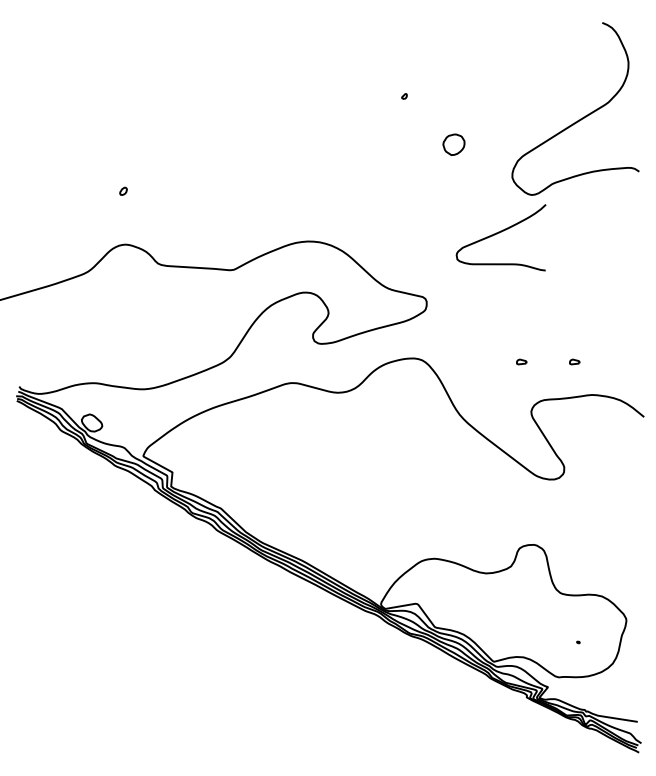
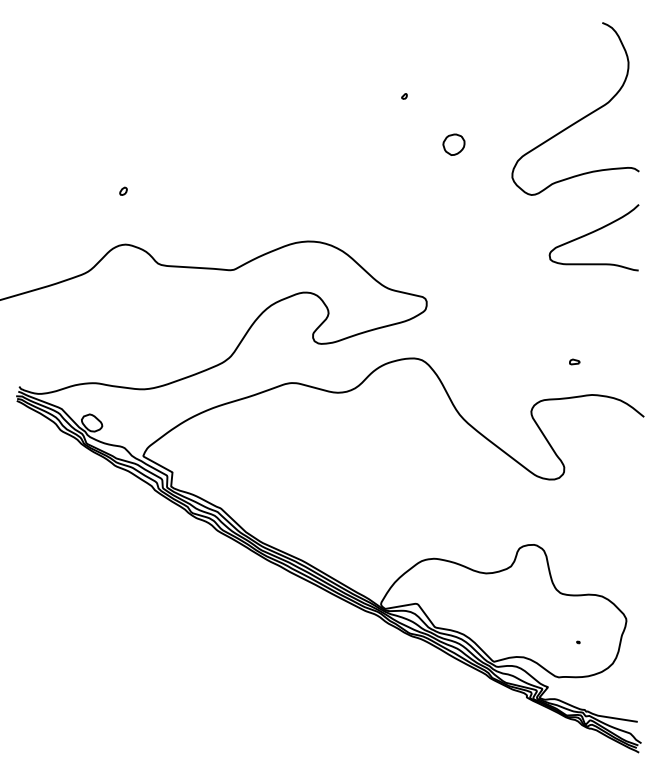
curve position: (499, 233) -> (592, 233) (592, 233)
part: present -> none (521, 361)
